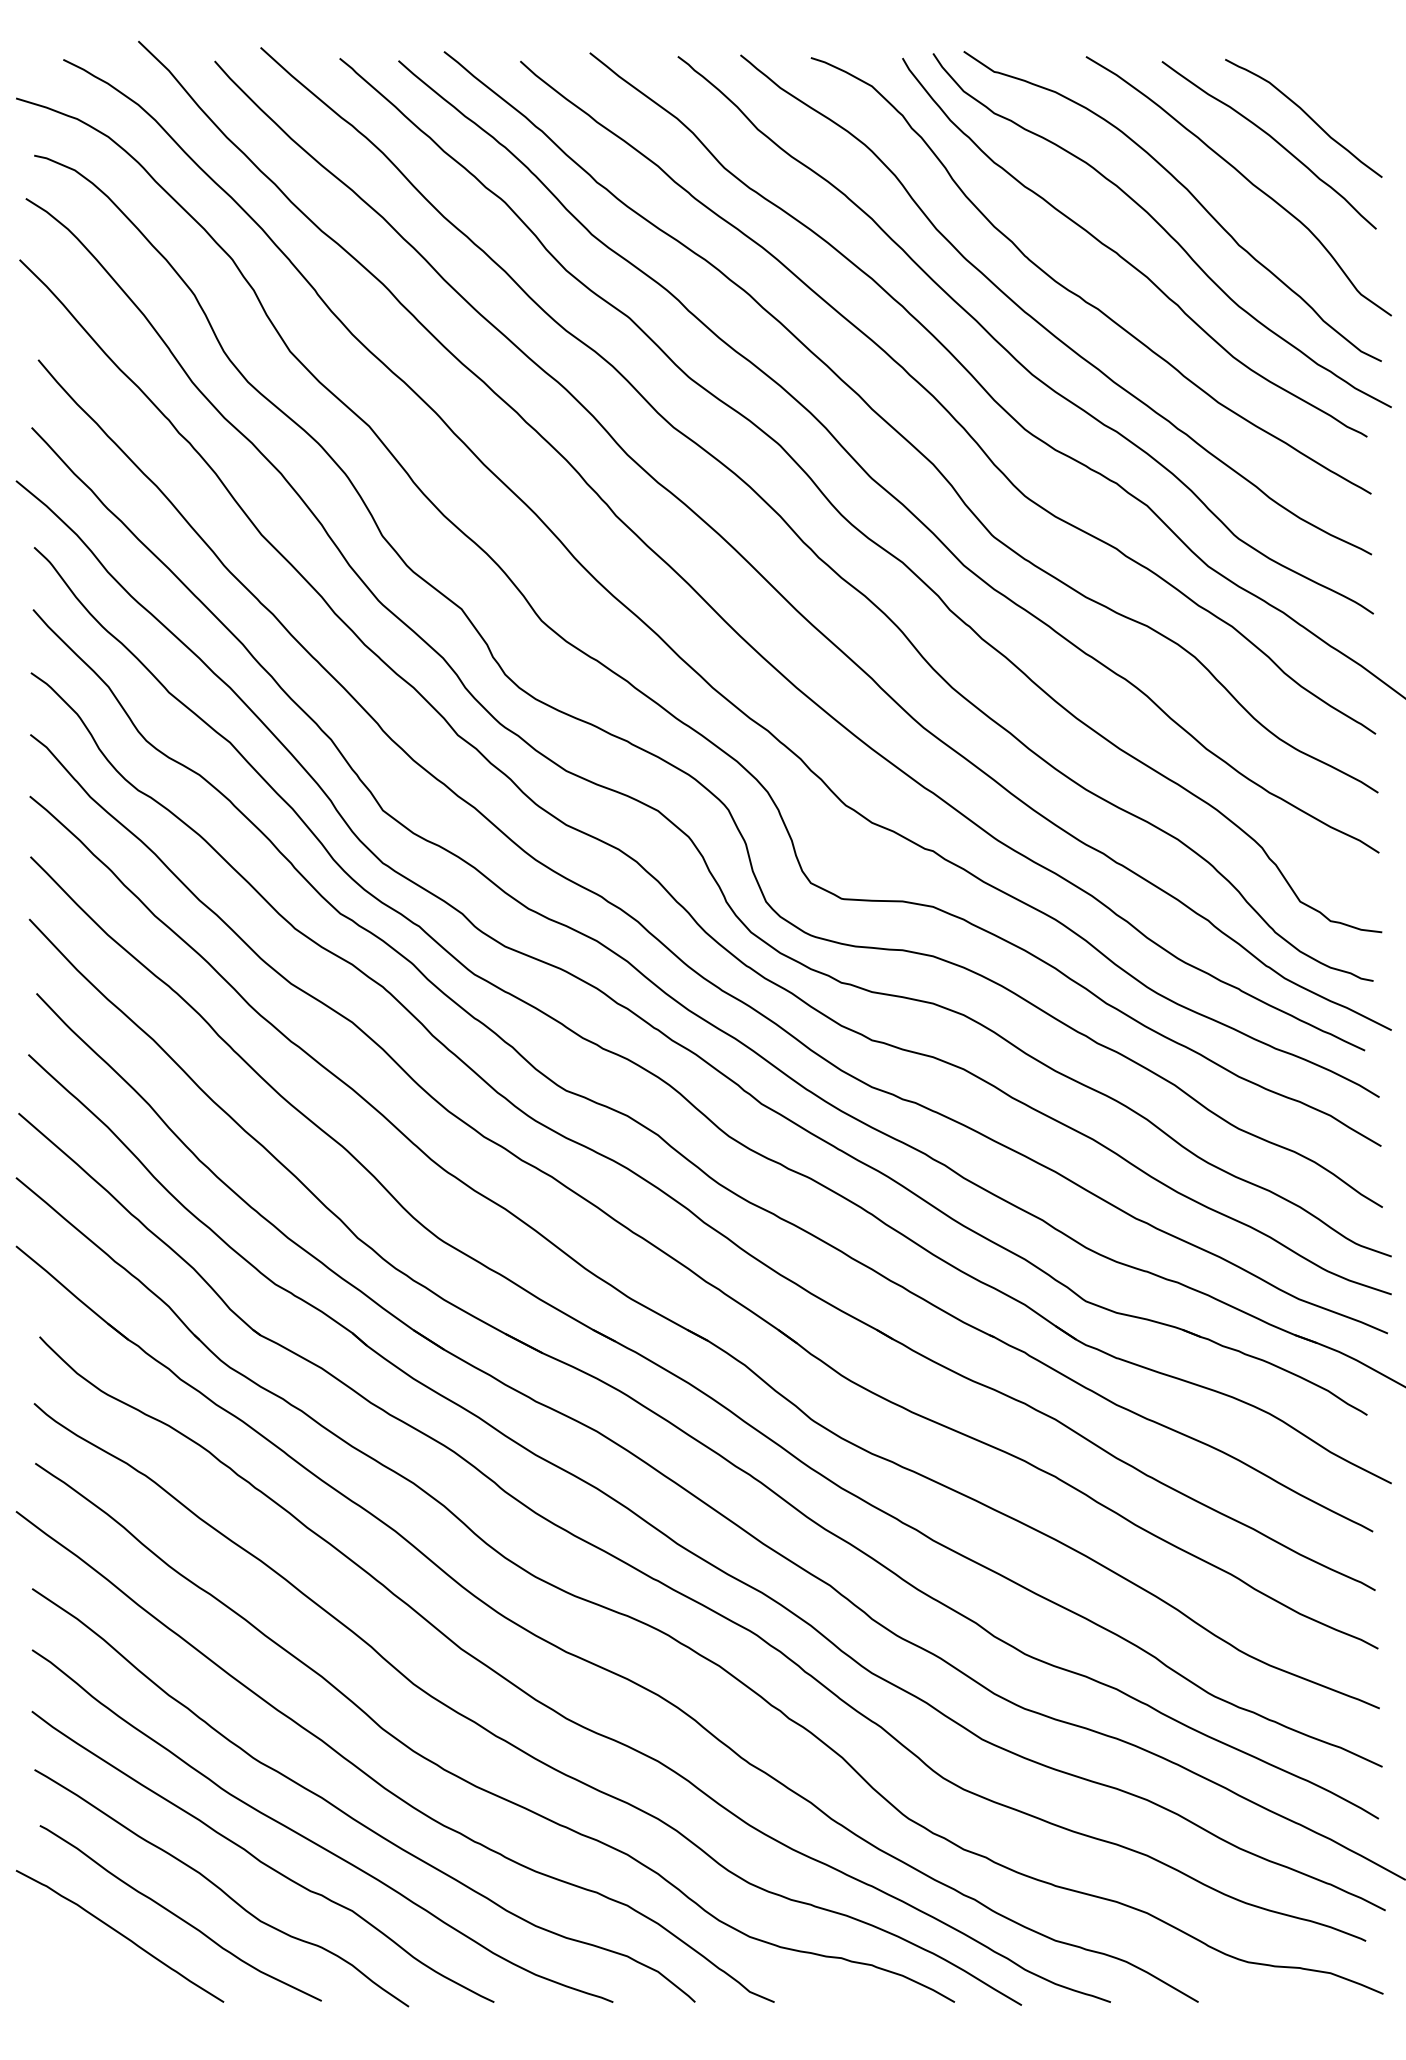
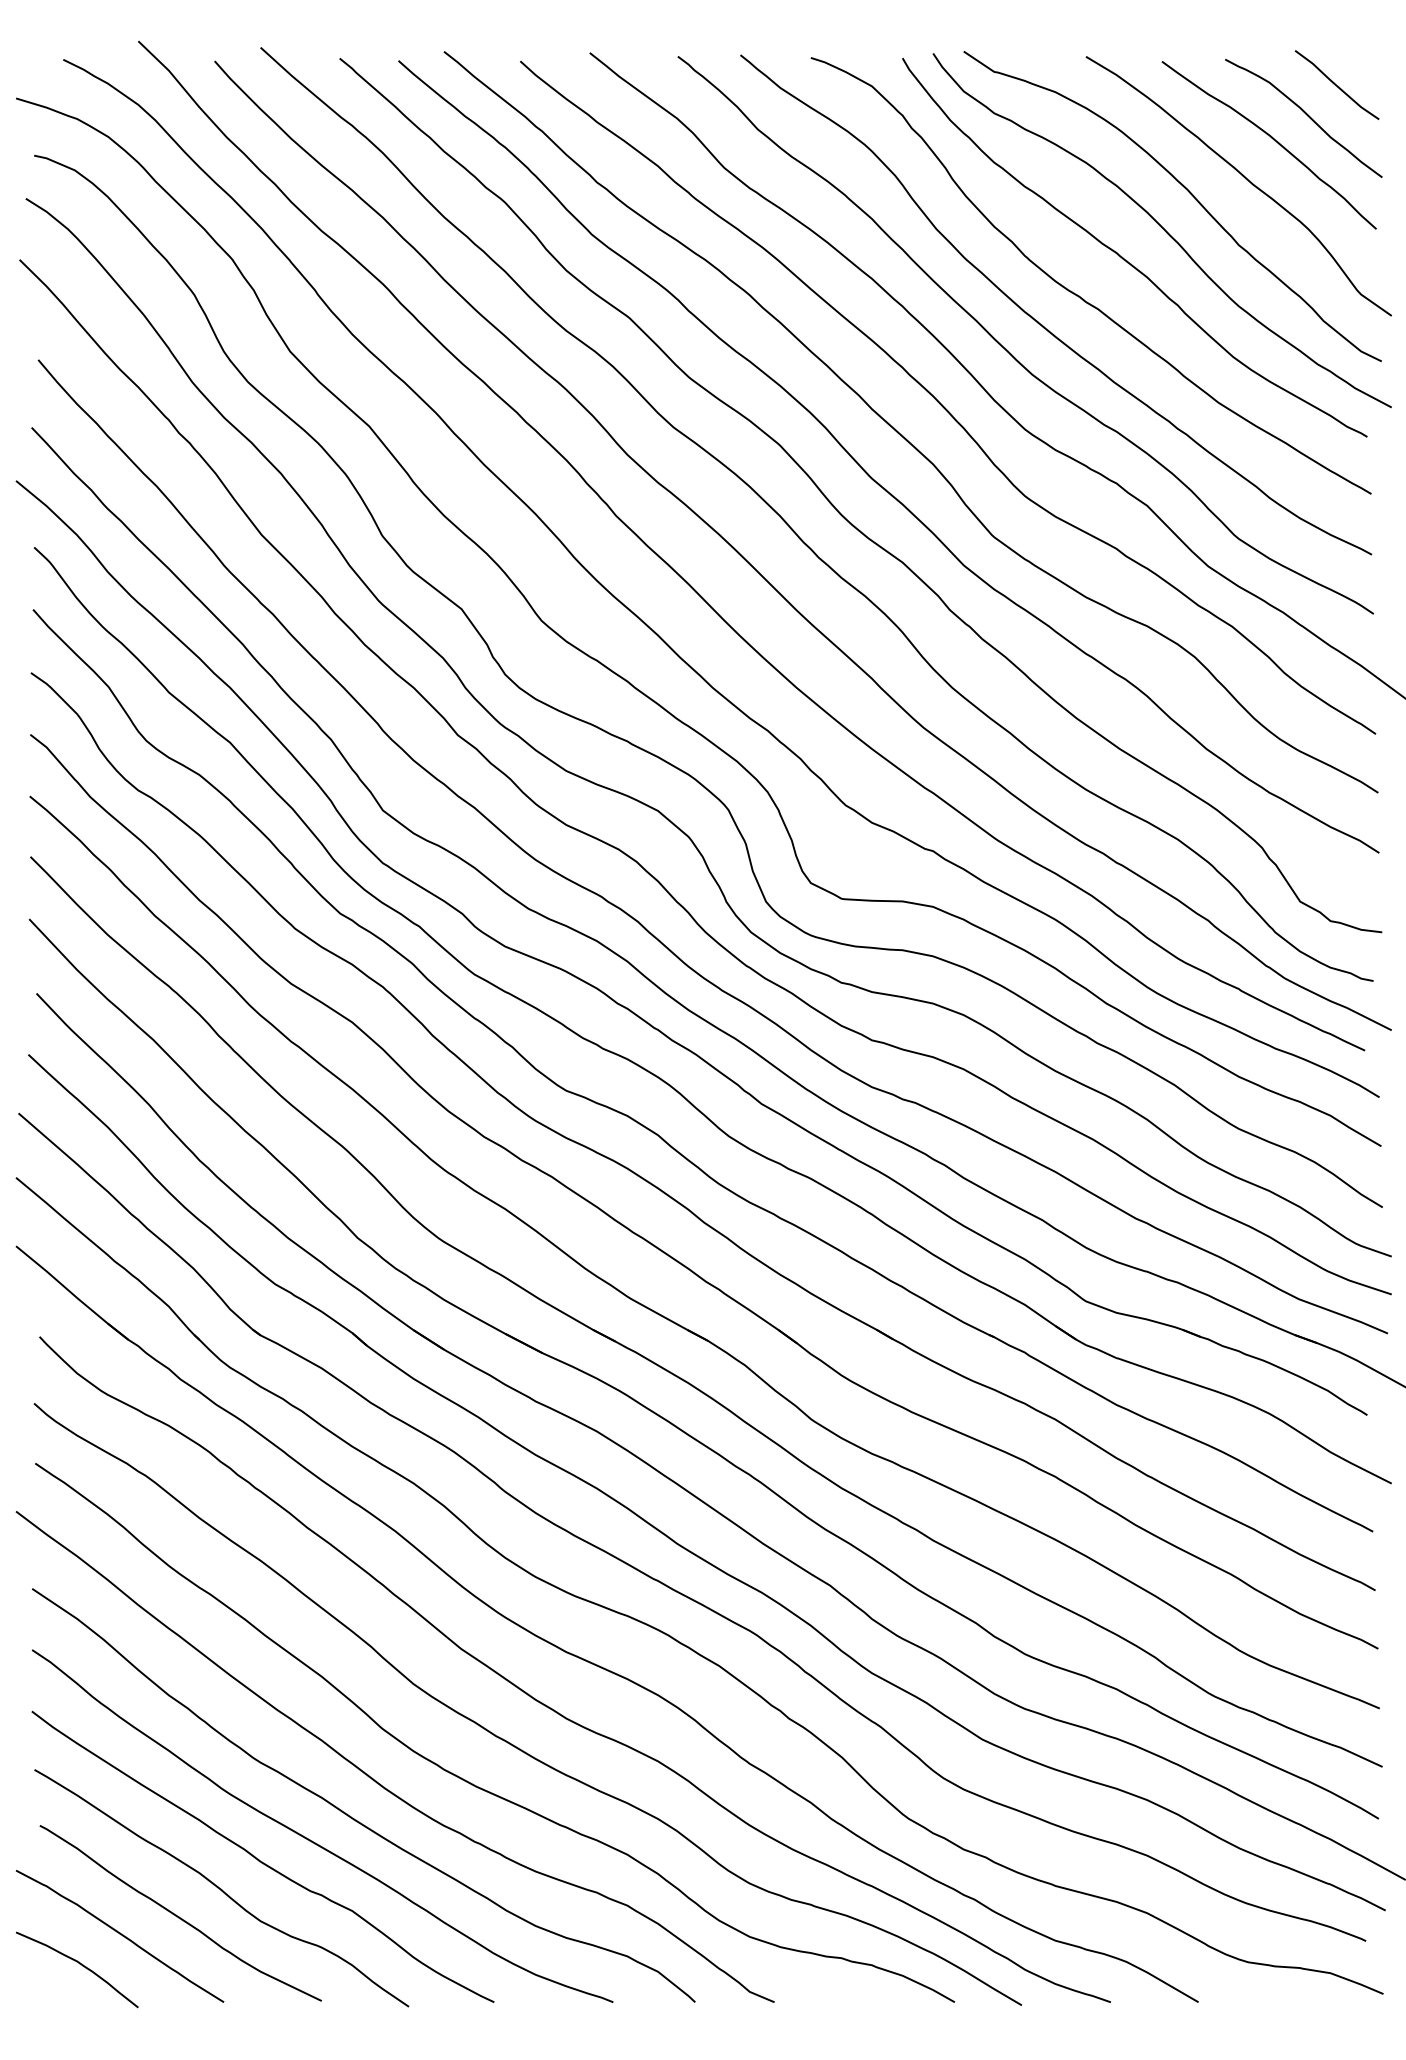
line: none -> present (1336, 84)
curve: none -> present (79, 1964)
